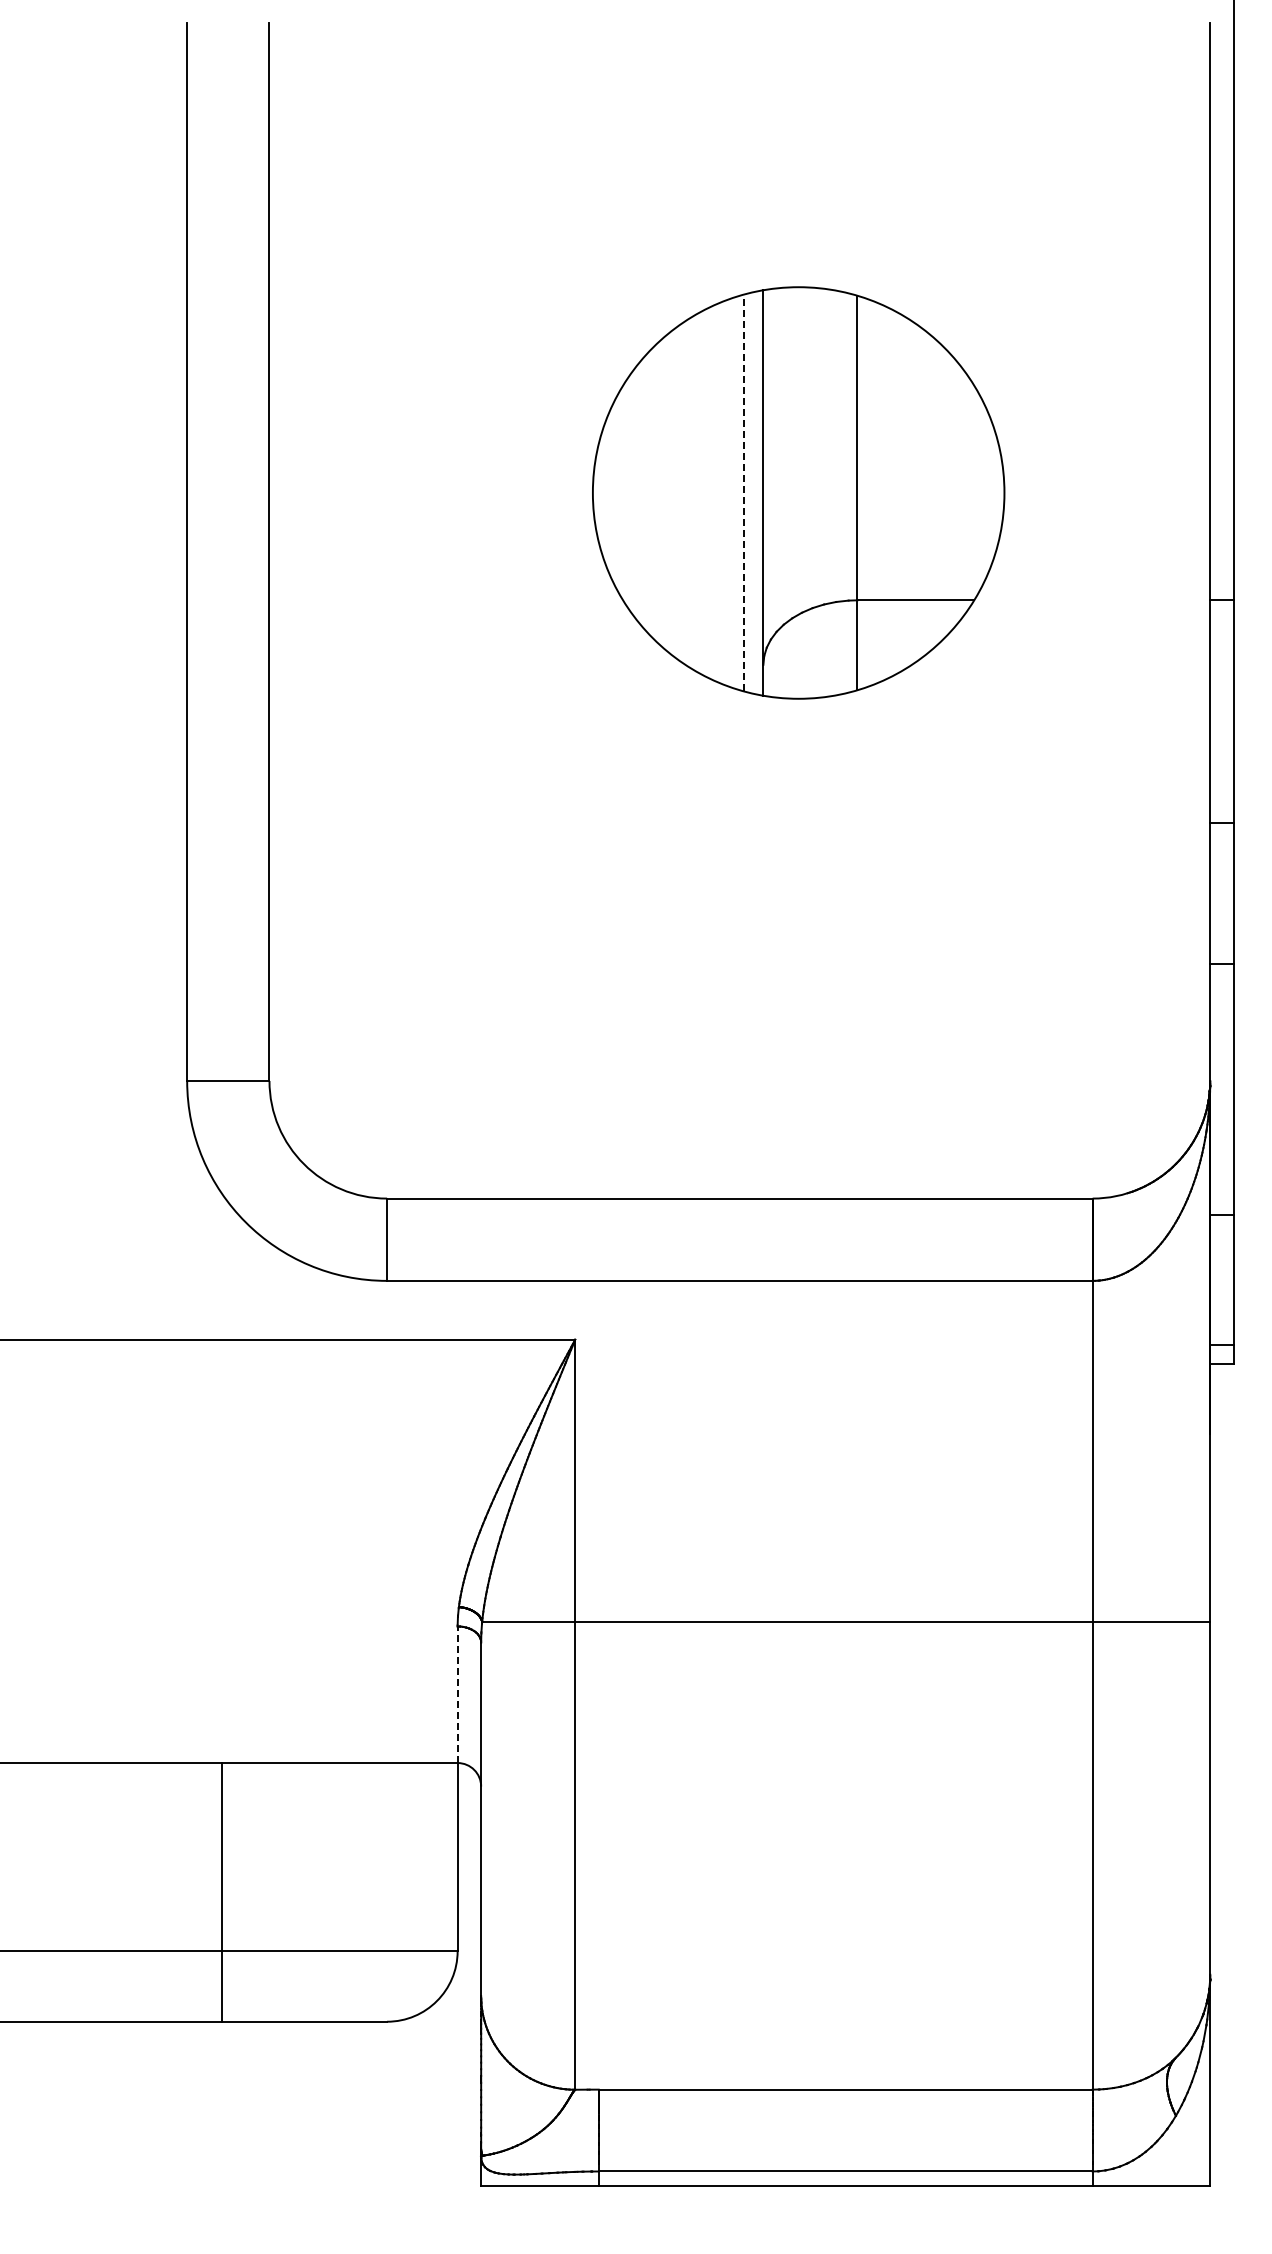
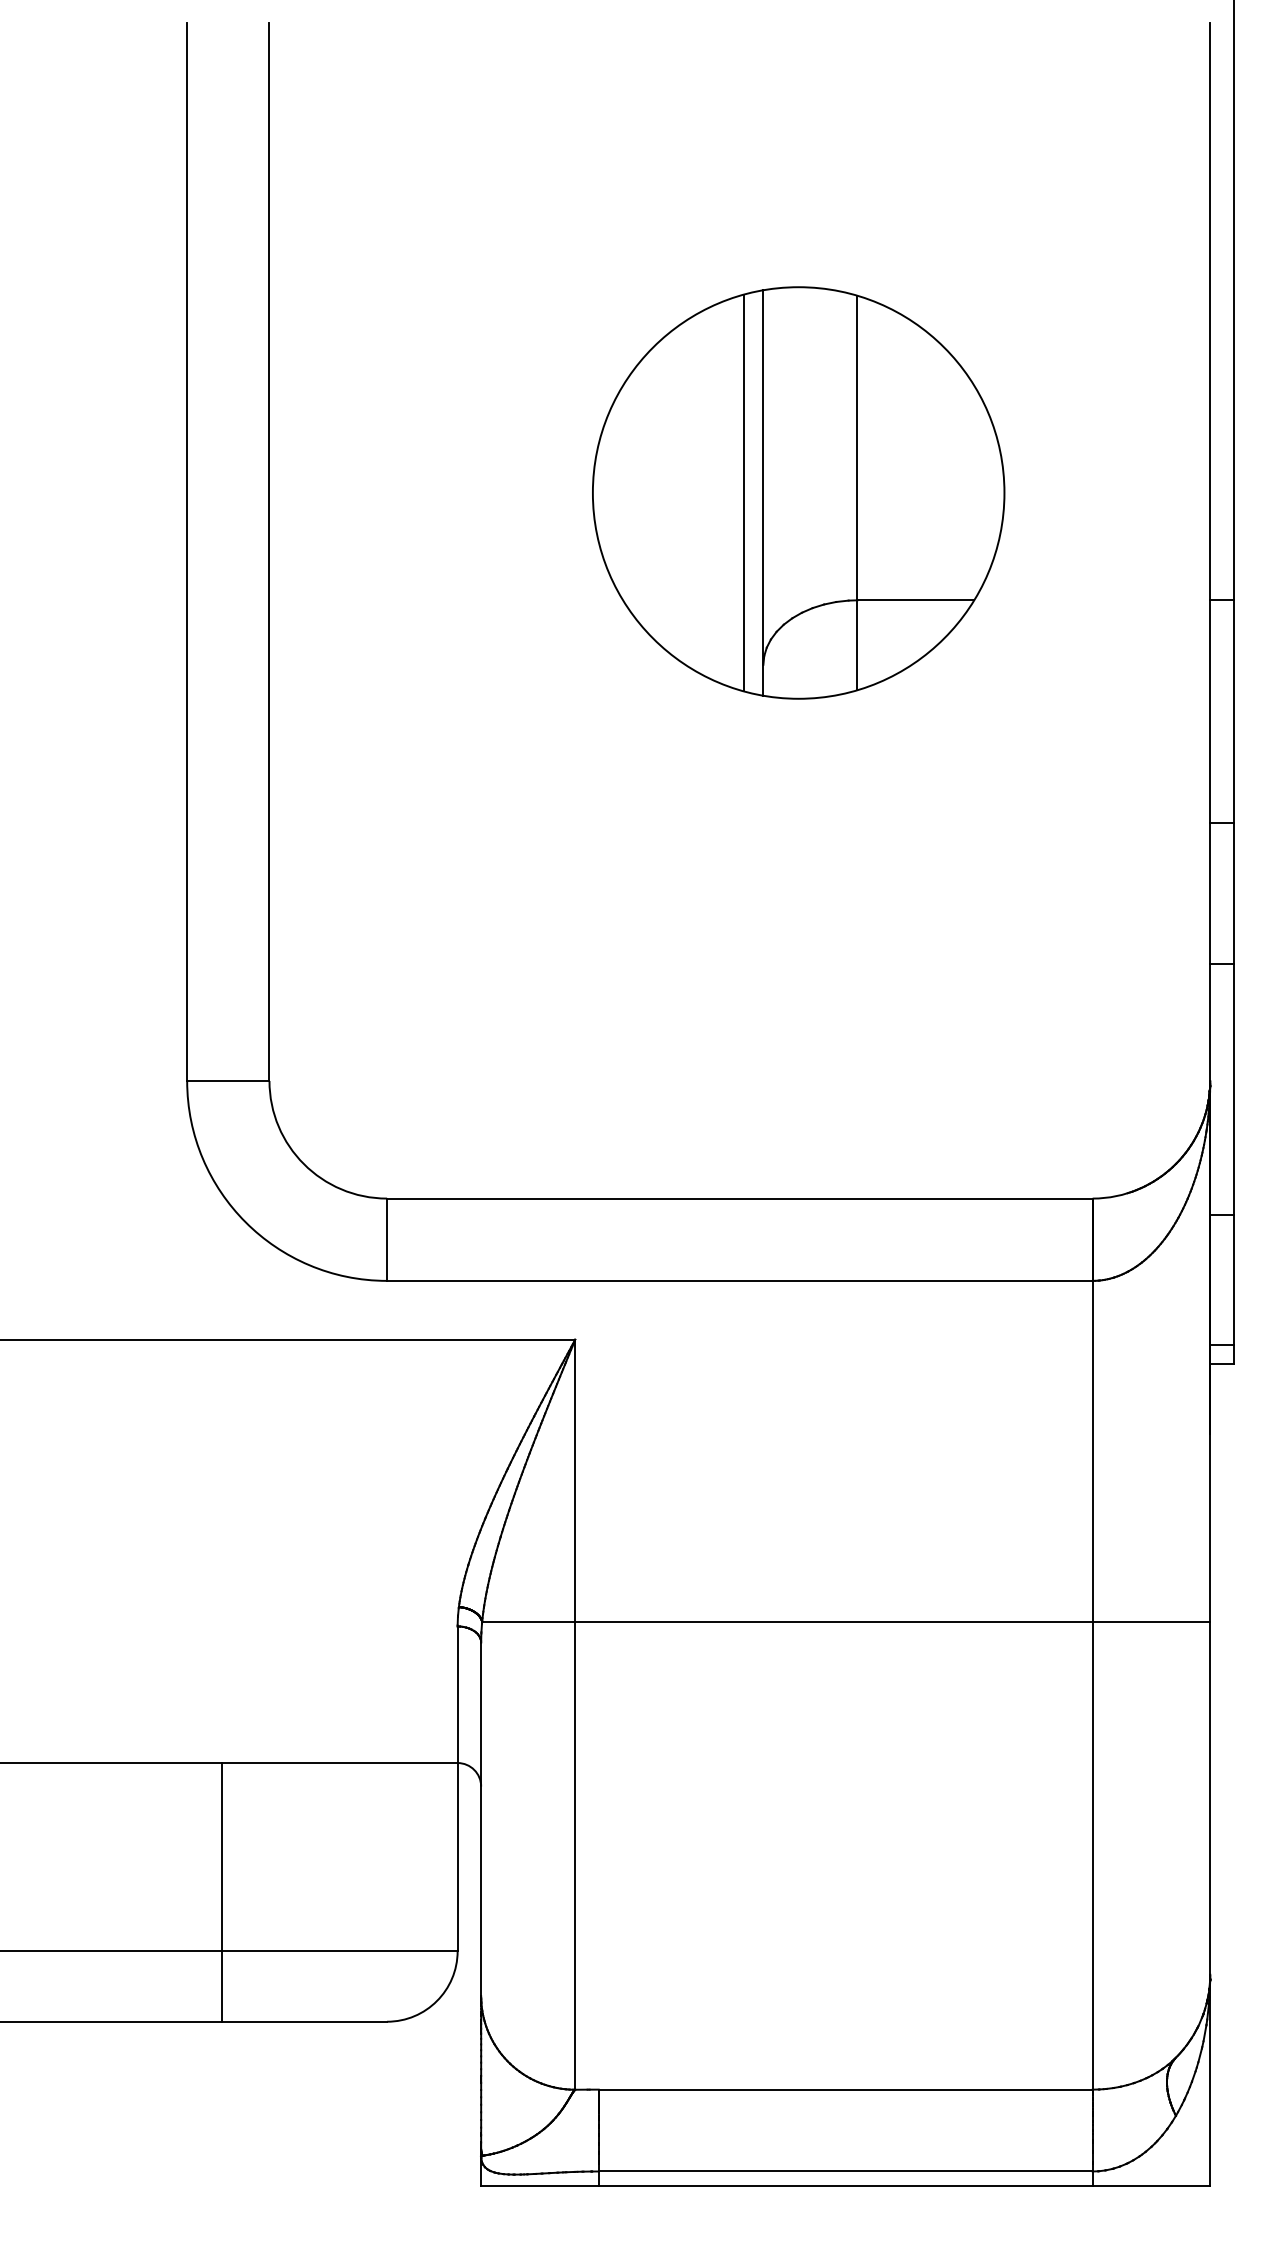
line: dashed -> solid (744, 492)
line: dashed -> solid (457, 1694)
